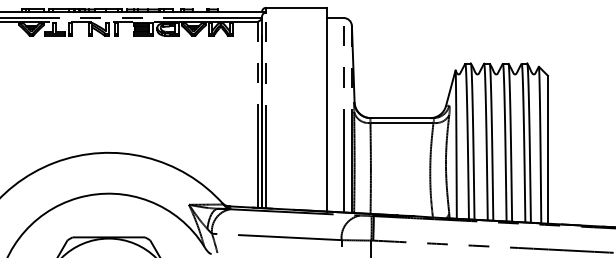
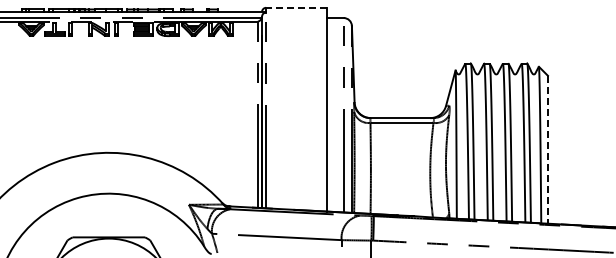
line: solid -> dashed (296, 7)
line: solid -> dashed (547, 149)
